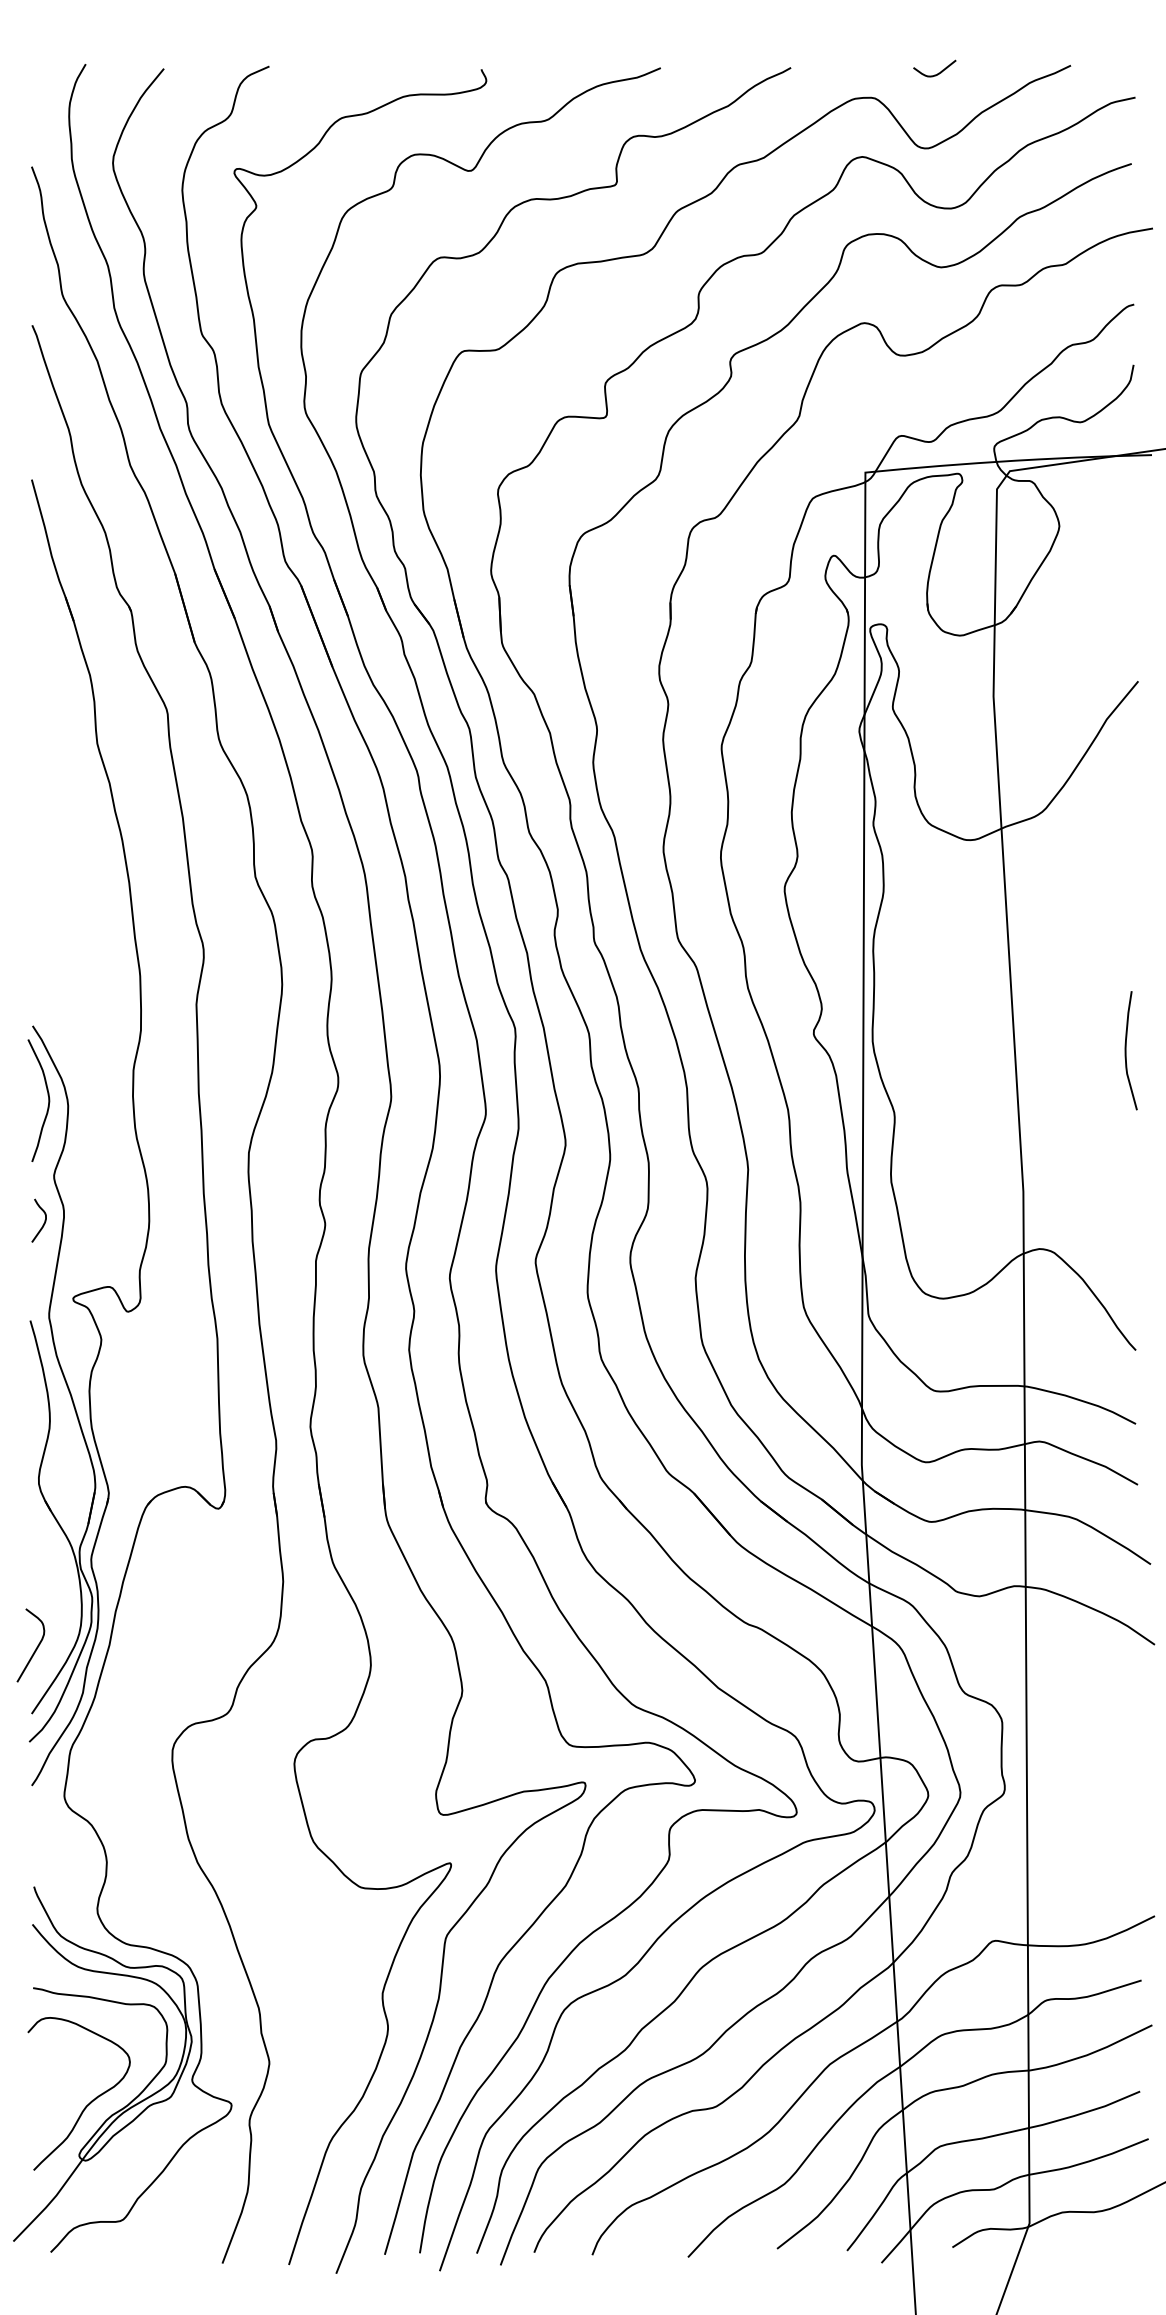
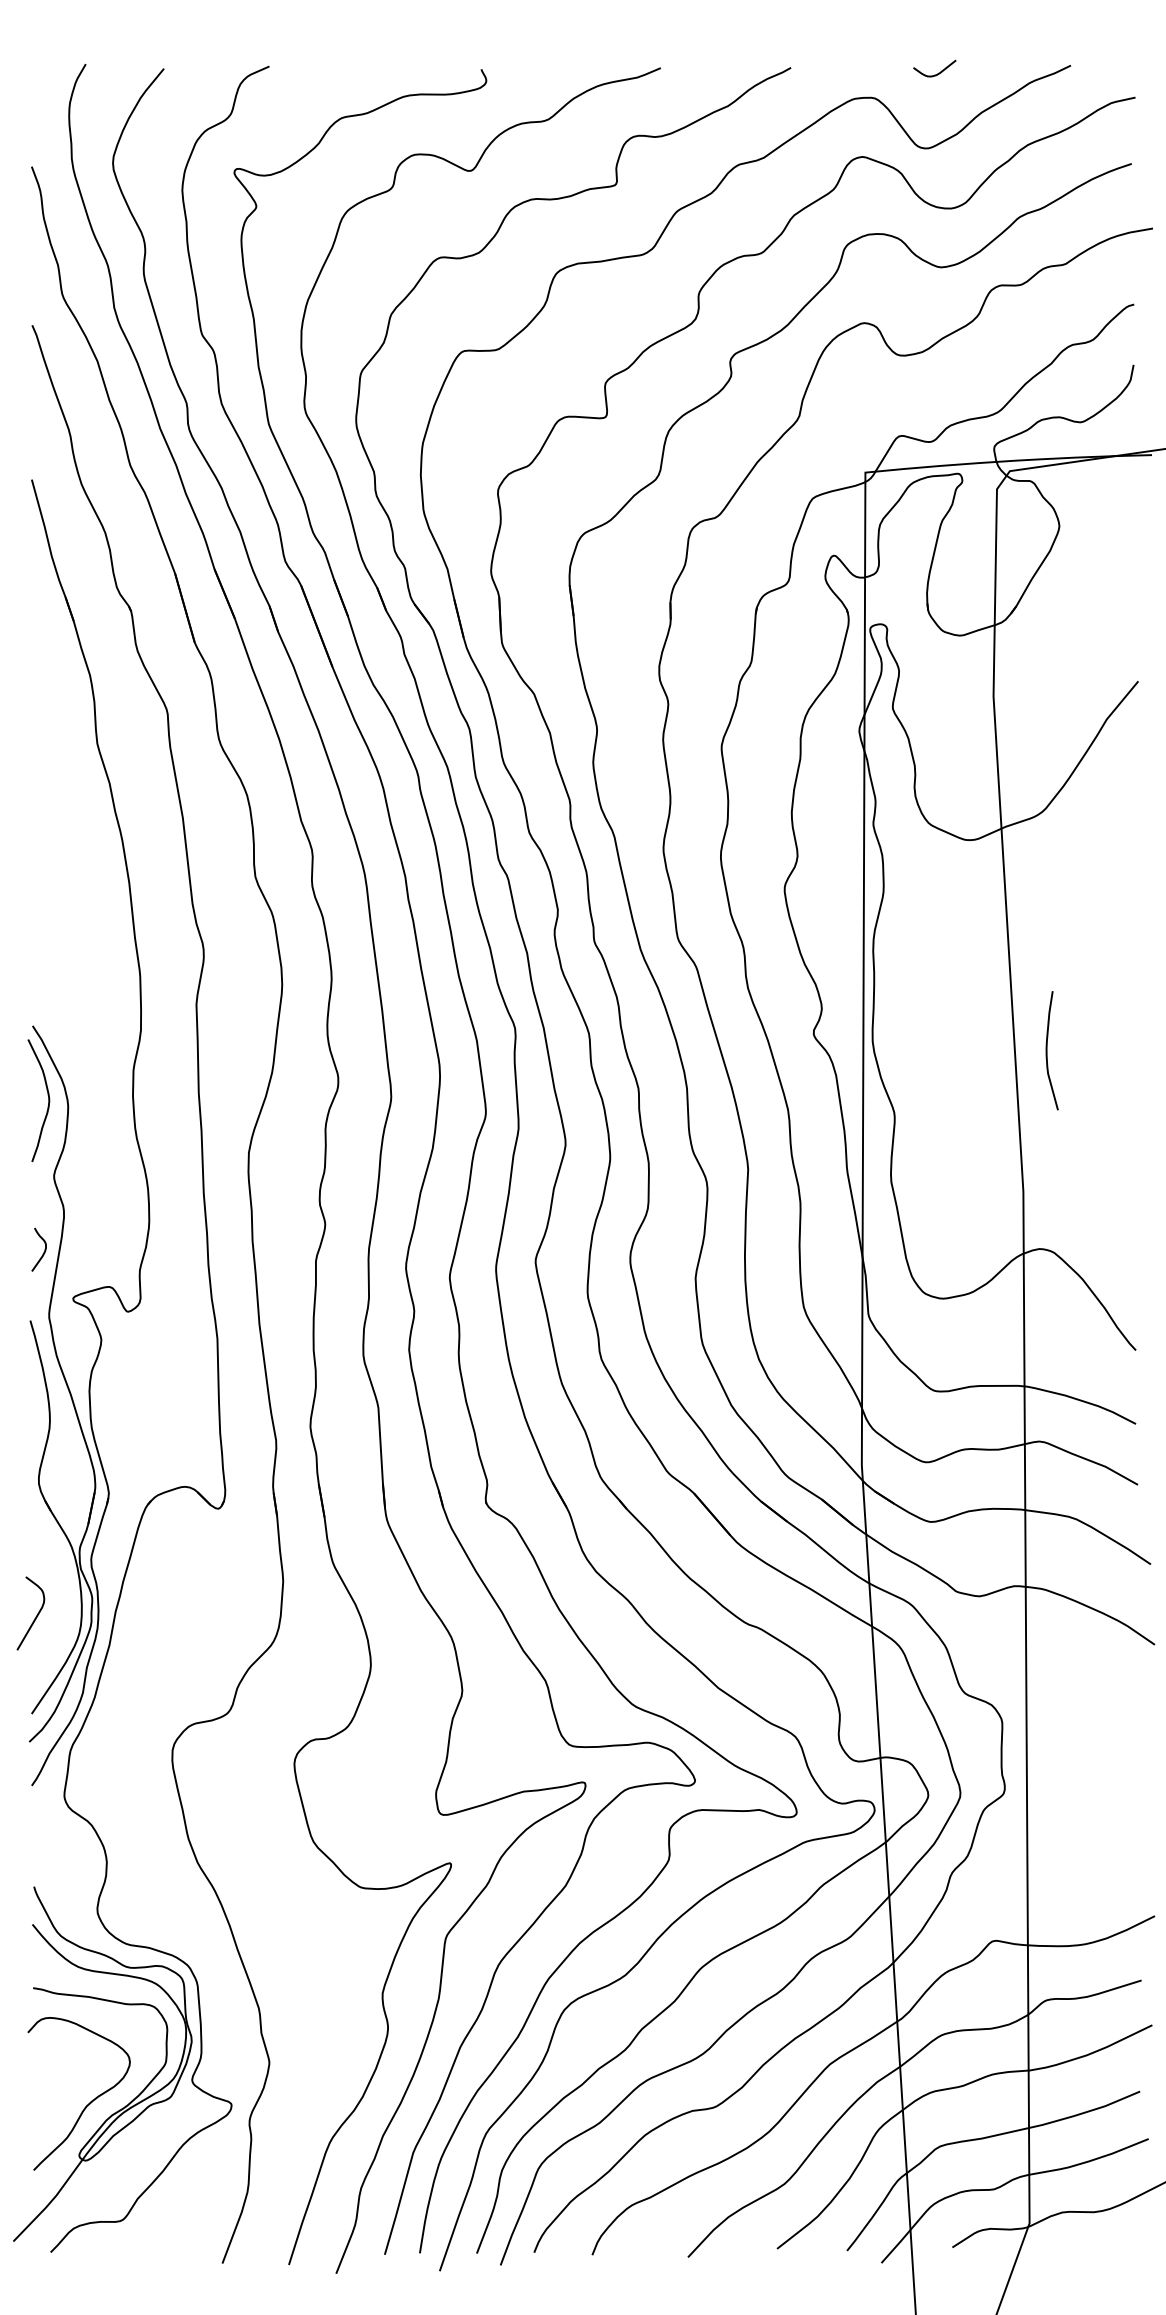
curve position: (1126, 1050) -> (1047, 1050) (1047, 1050)
curve position: (43, 1223) -> (43, 1252) (43, 1252)
curve position: (35, 1648) -> (35, 1616) (35, 1616)
